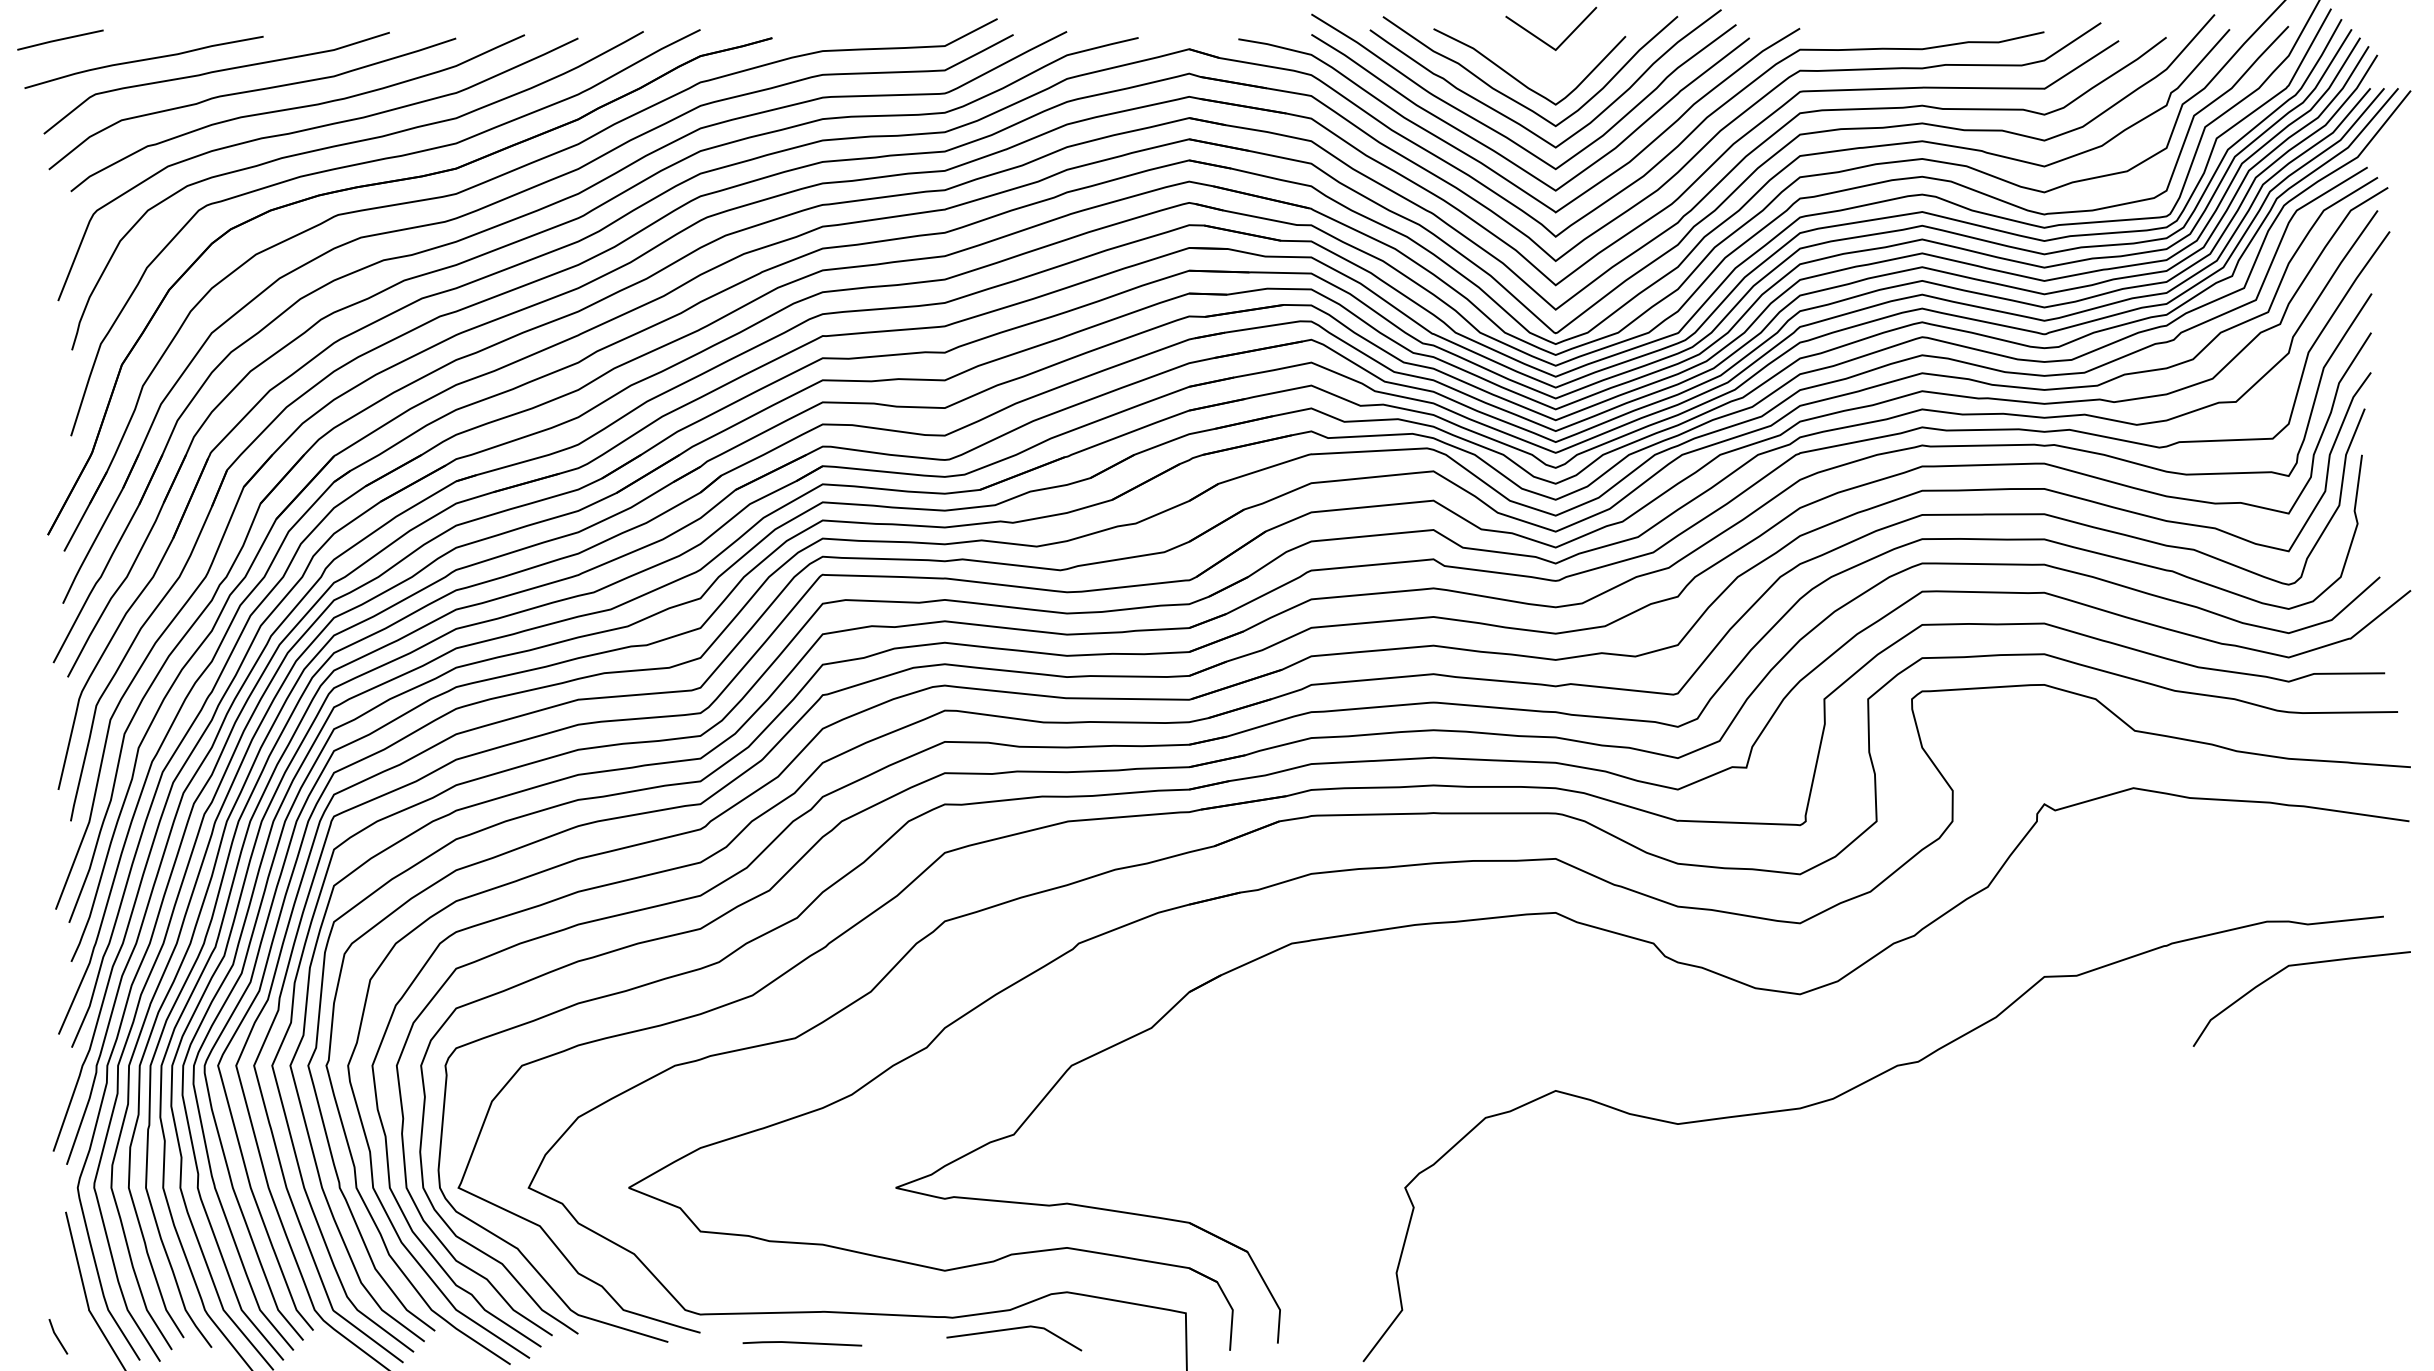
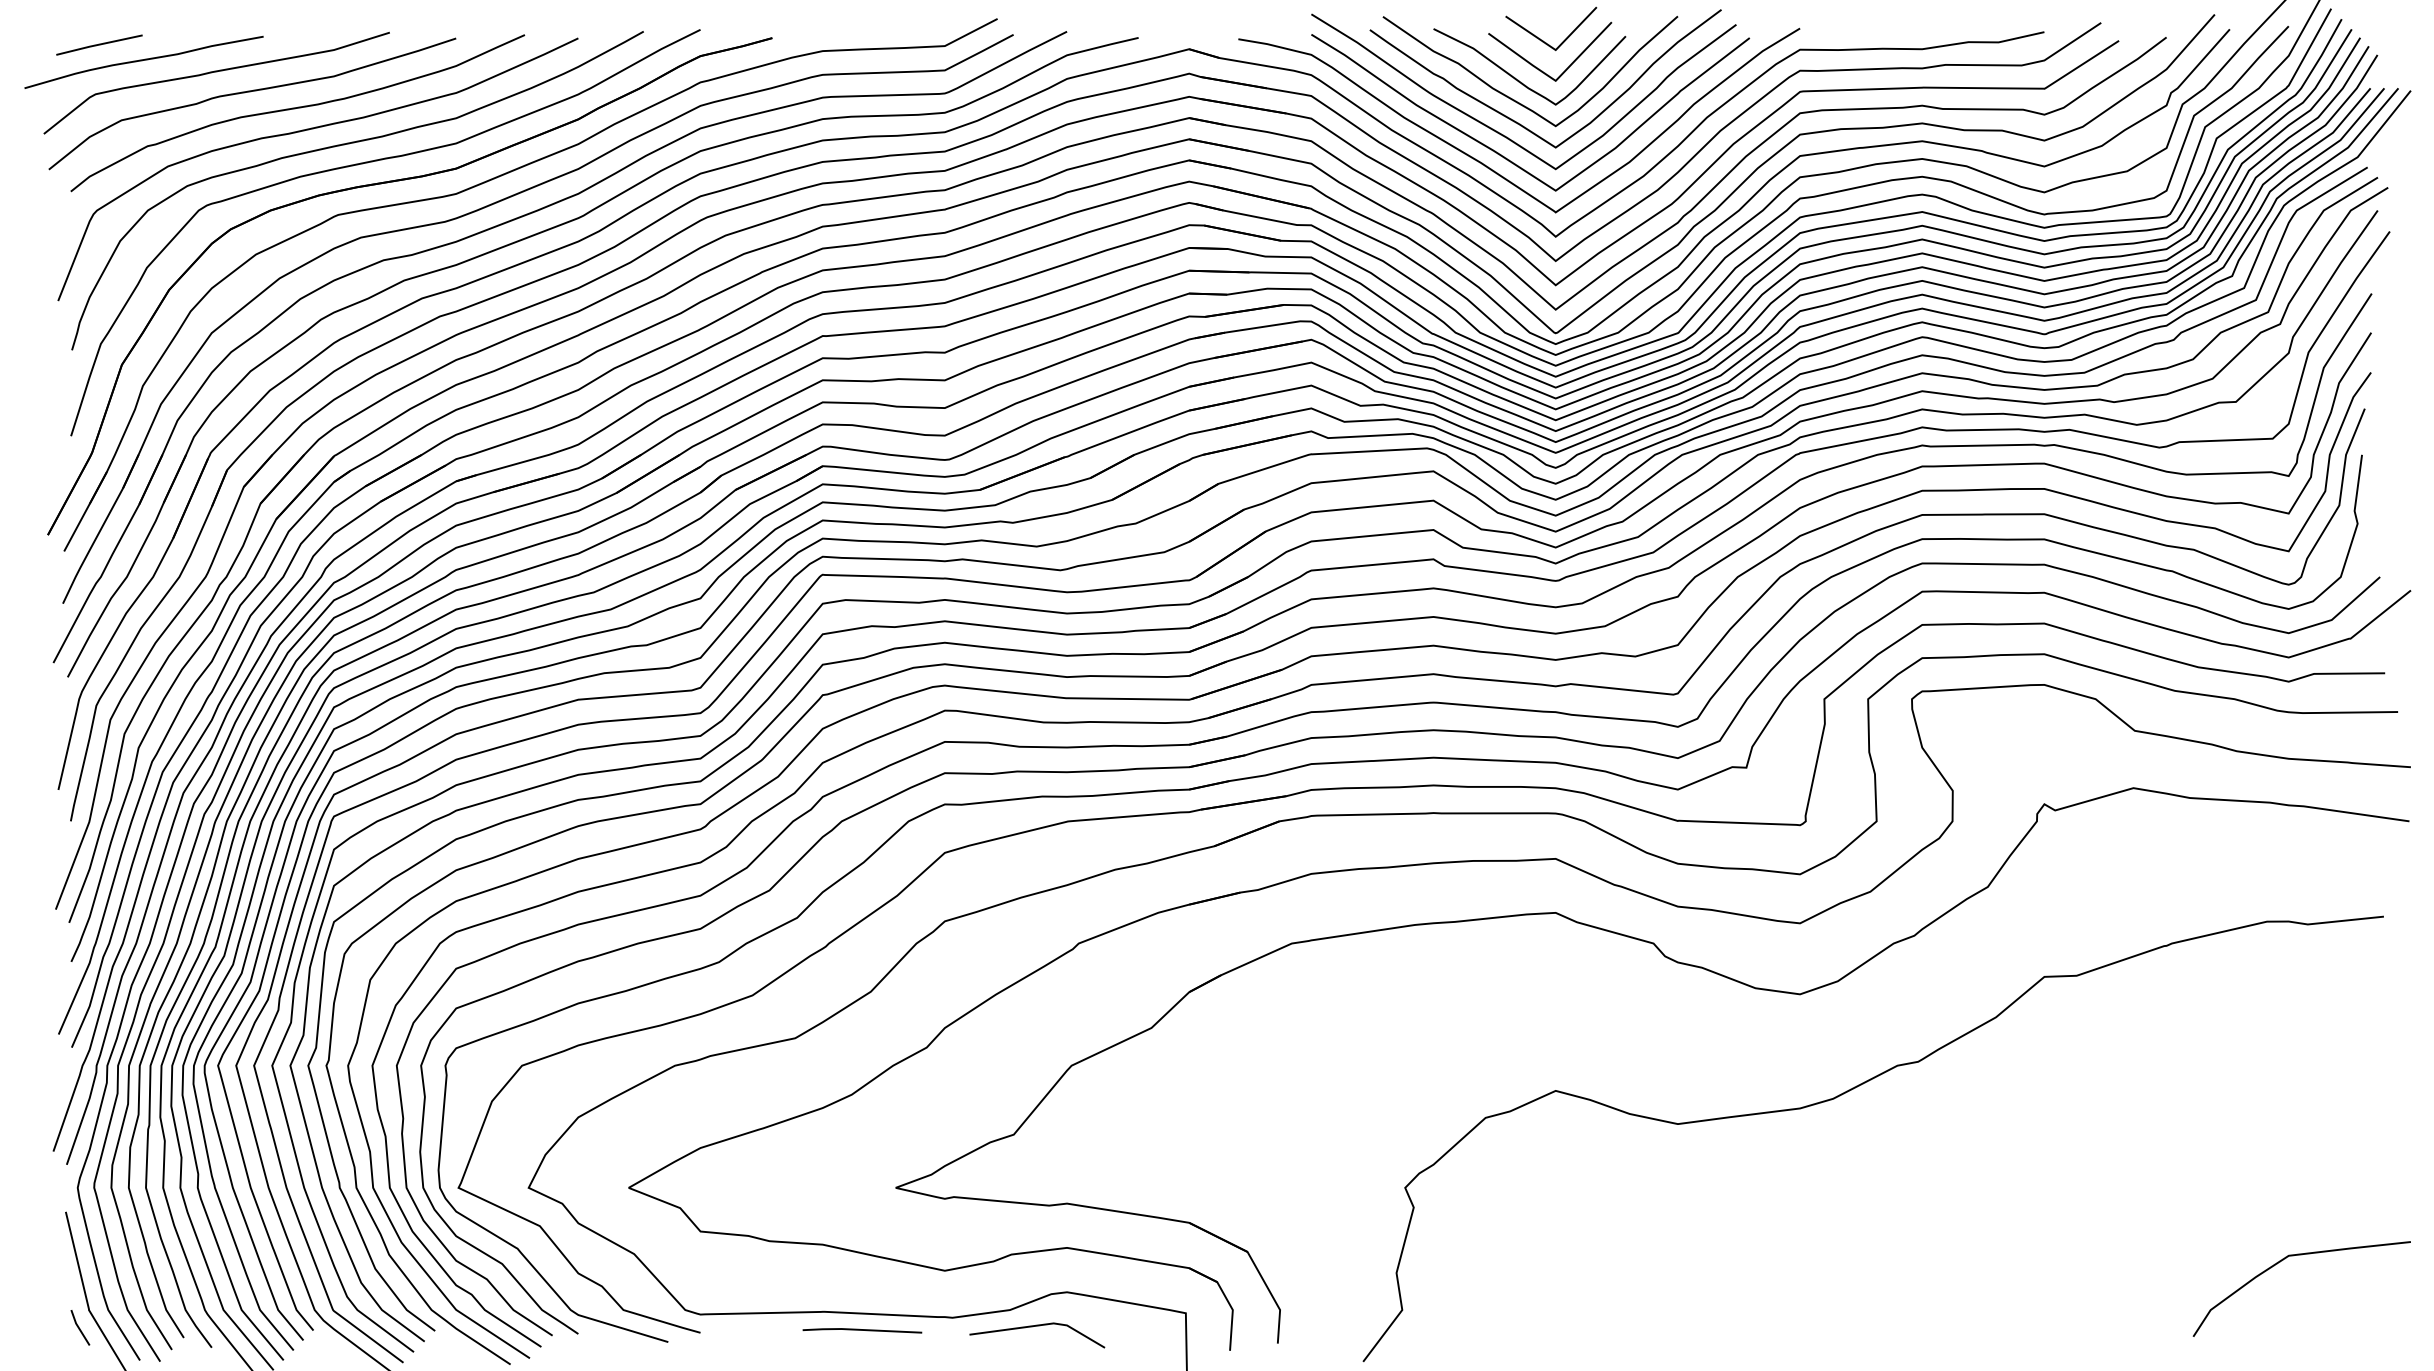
line position: (60, 39) -> (99, 44) (99, 44)
line: none -> present (1539, 68)
curve position: (2293, 966) -> (2293, 1256) (2293, 1256)
line position: (1014, 1329) -> (1037, 1326) (1037, 1326)
line position: (57, 1336) -> (79, 1327) (79, 1327)
line position: (802, 1343) -> (862, 1330) (862, 1330)
